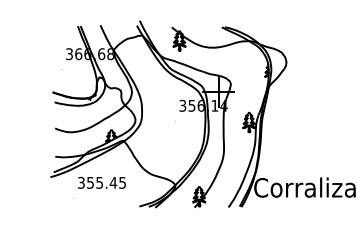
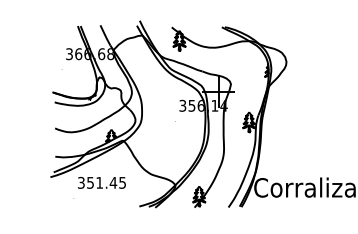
text: 355.45 -> 351.45 (99, 182)
